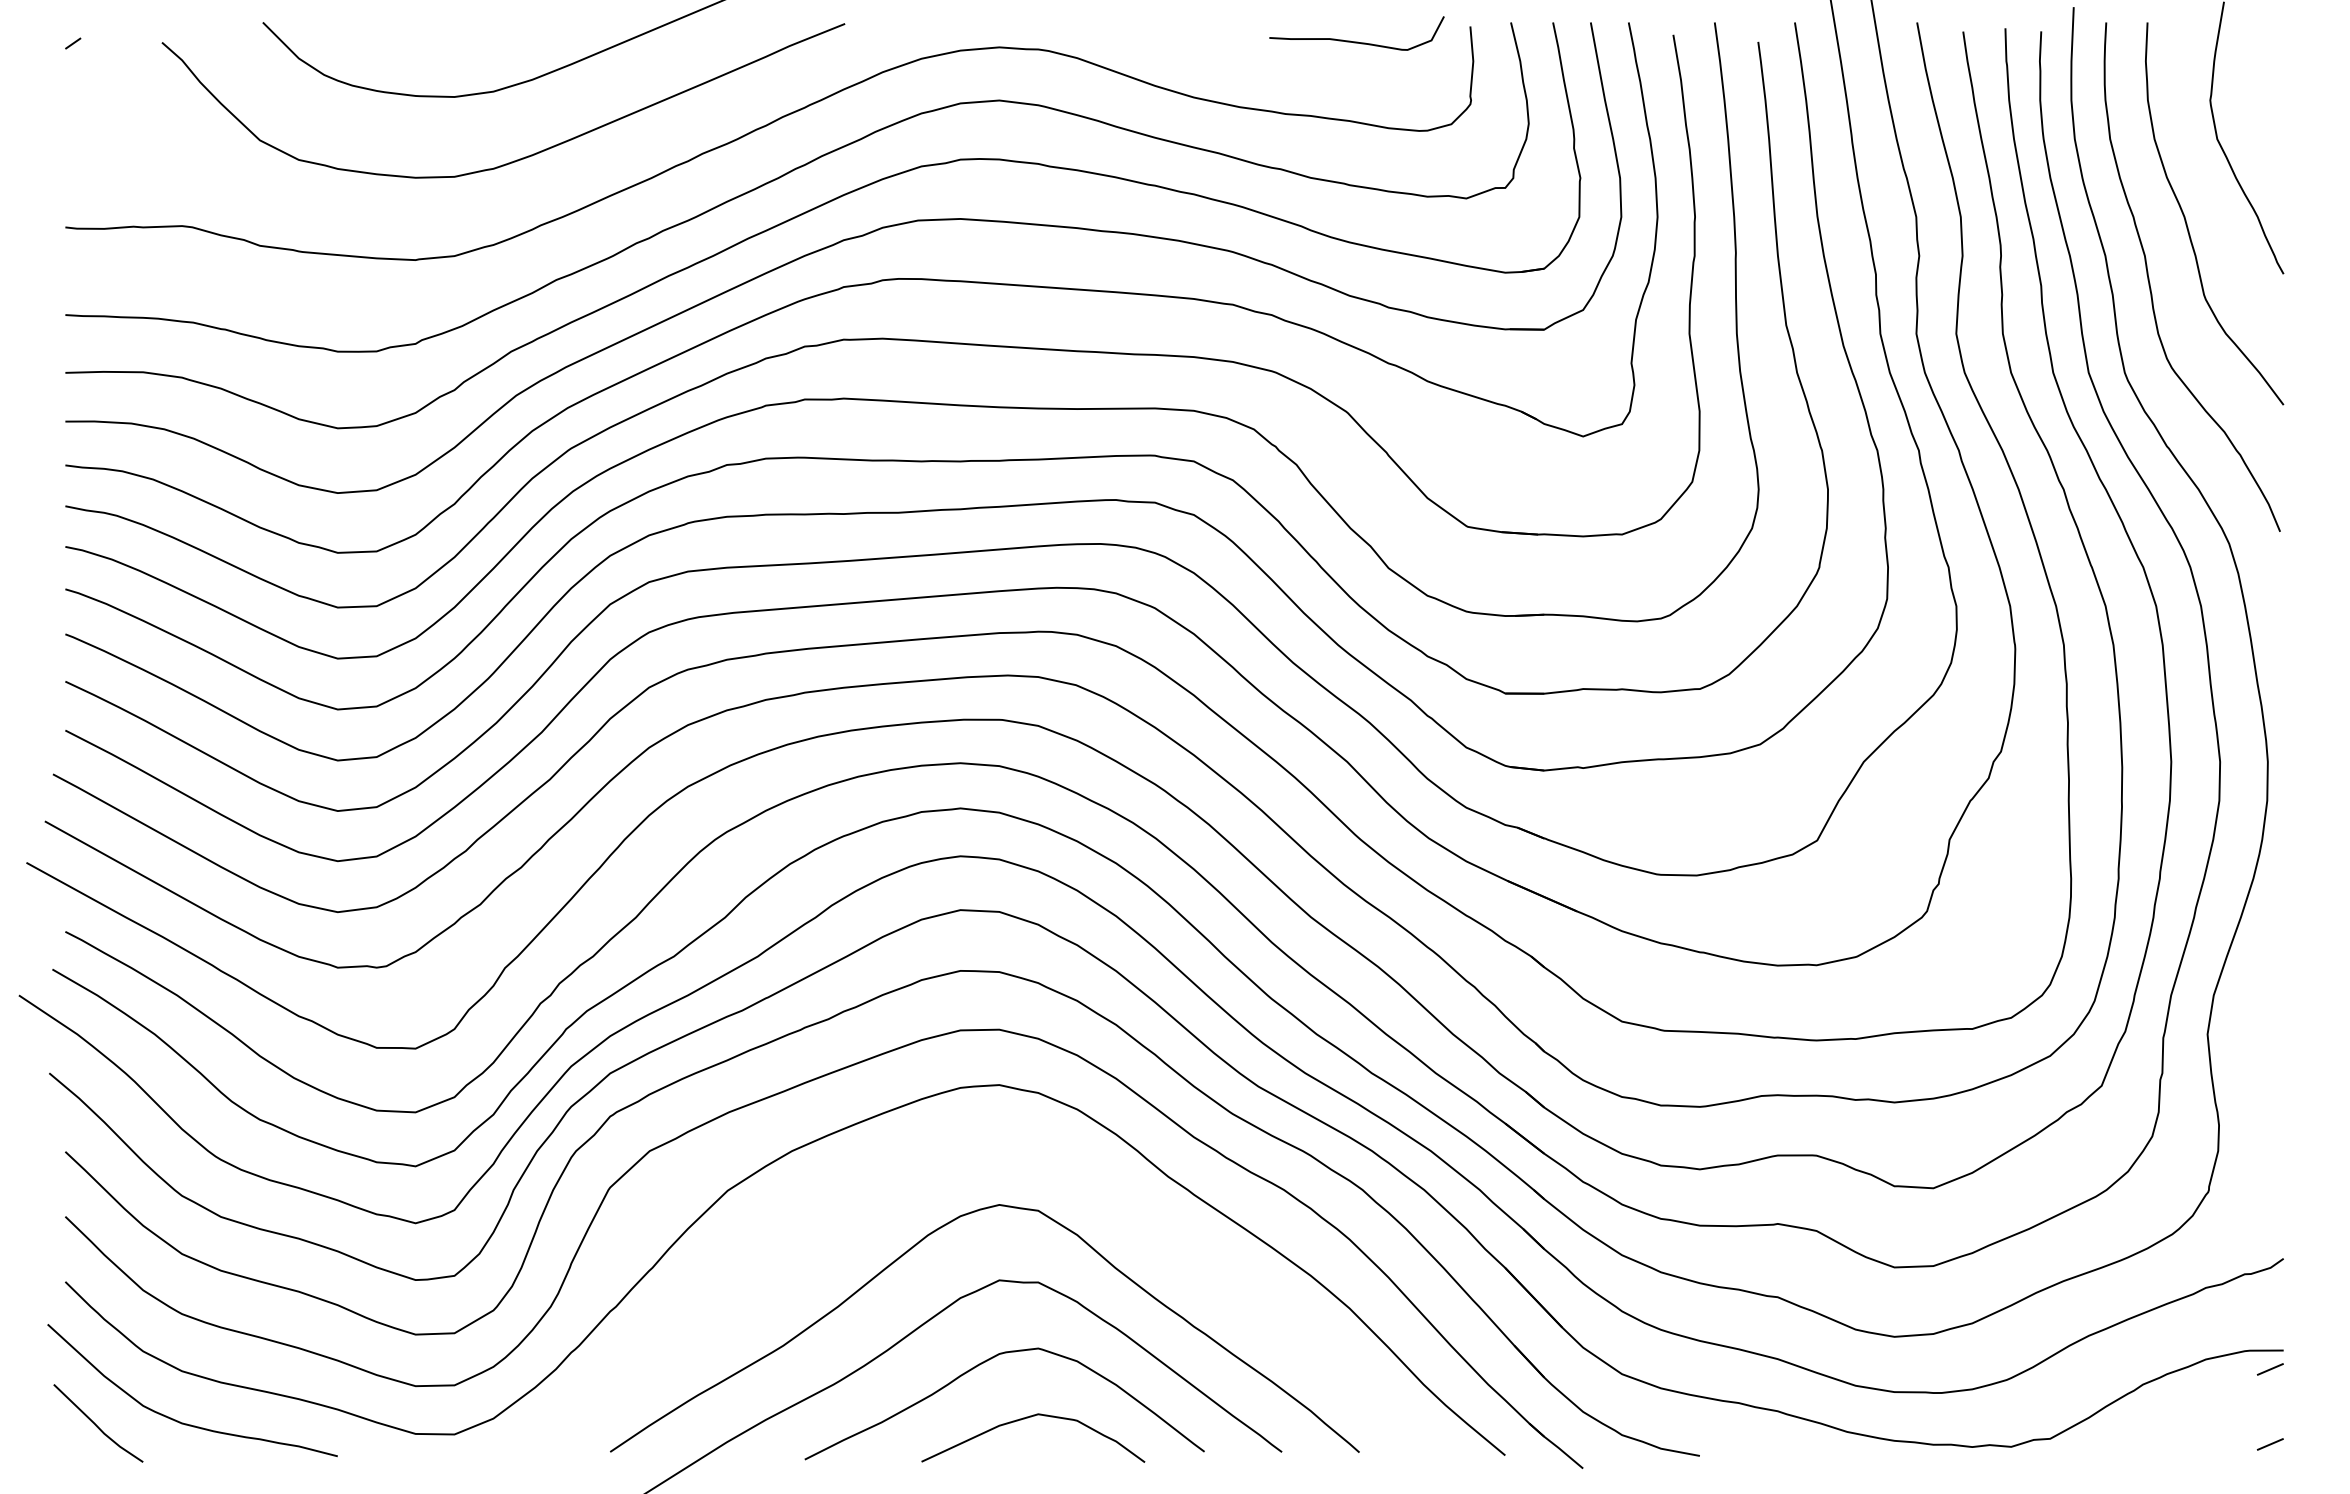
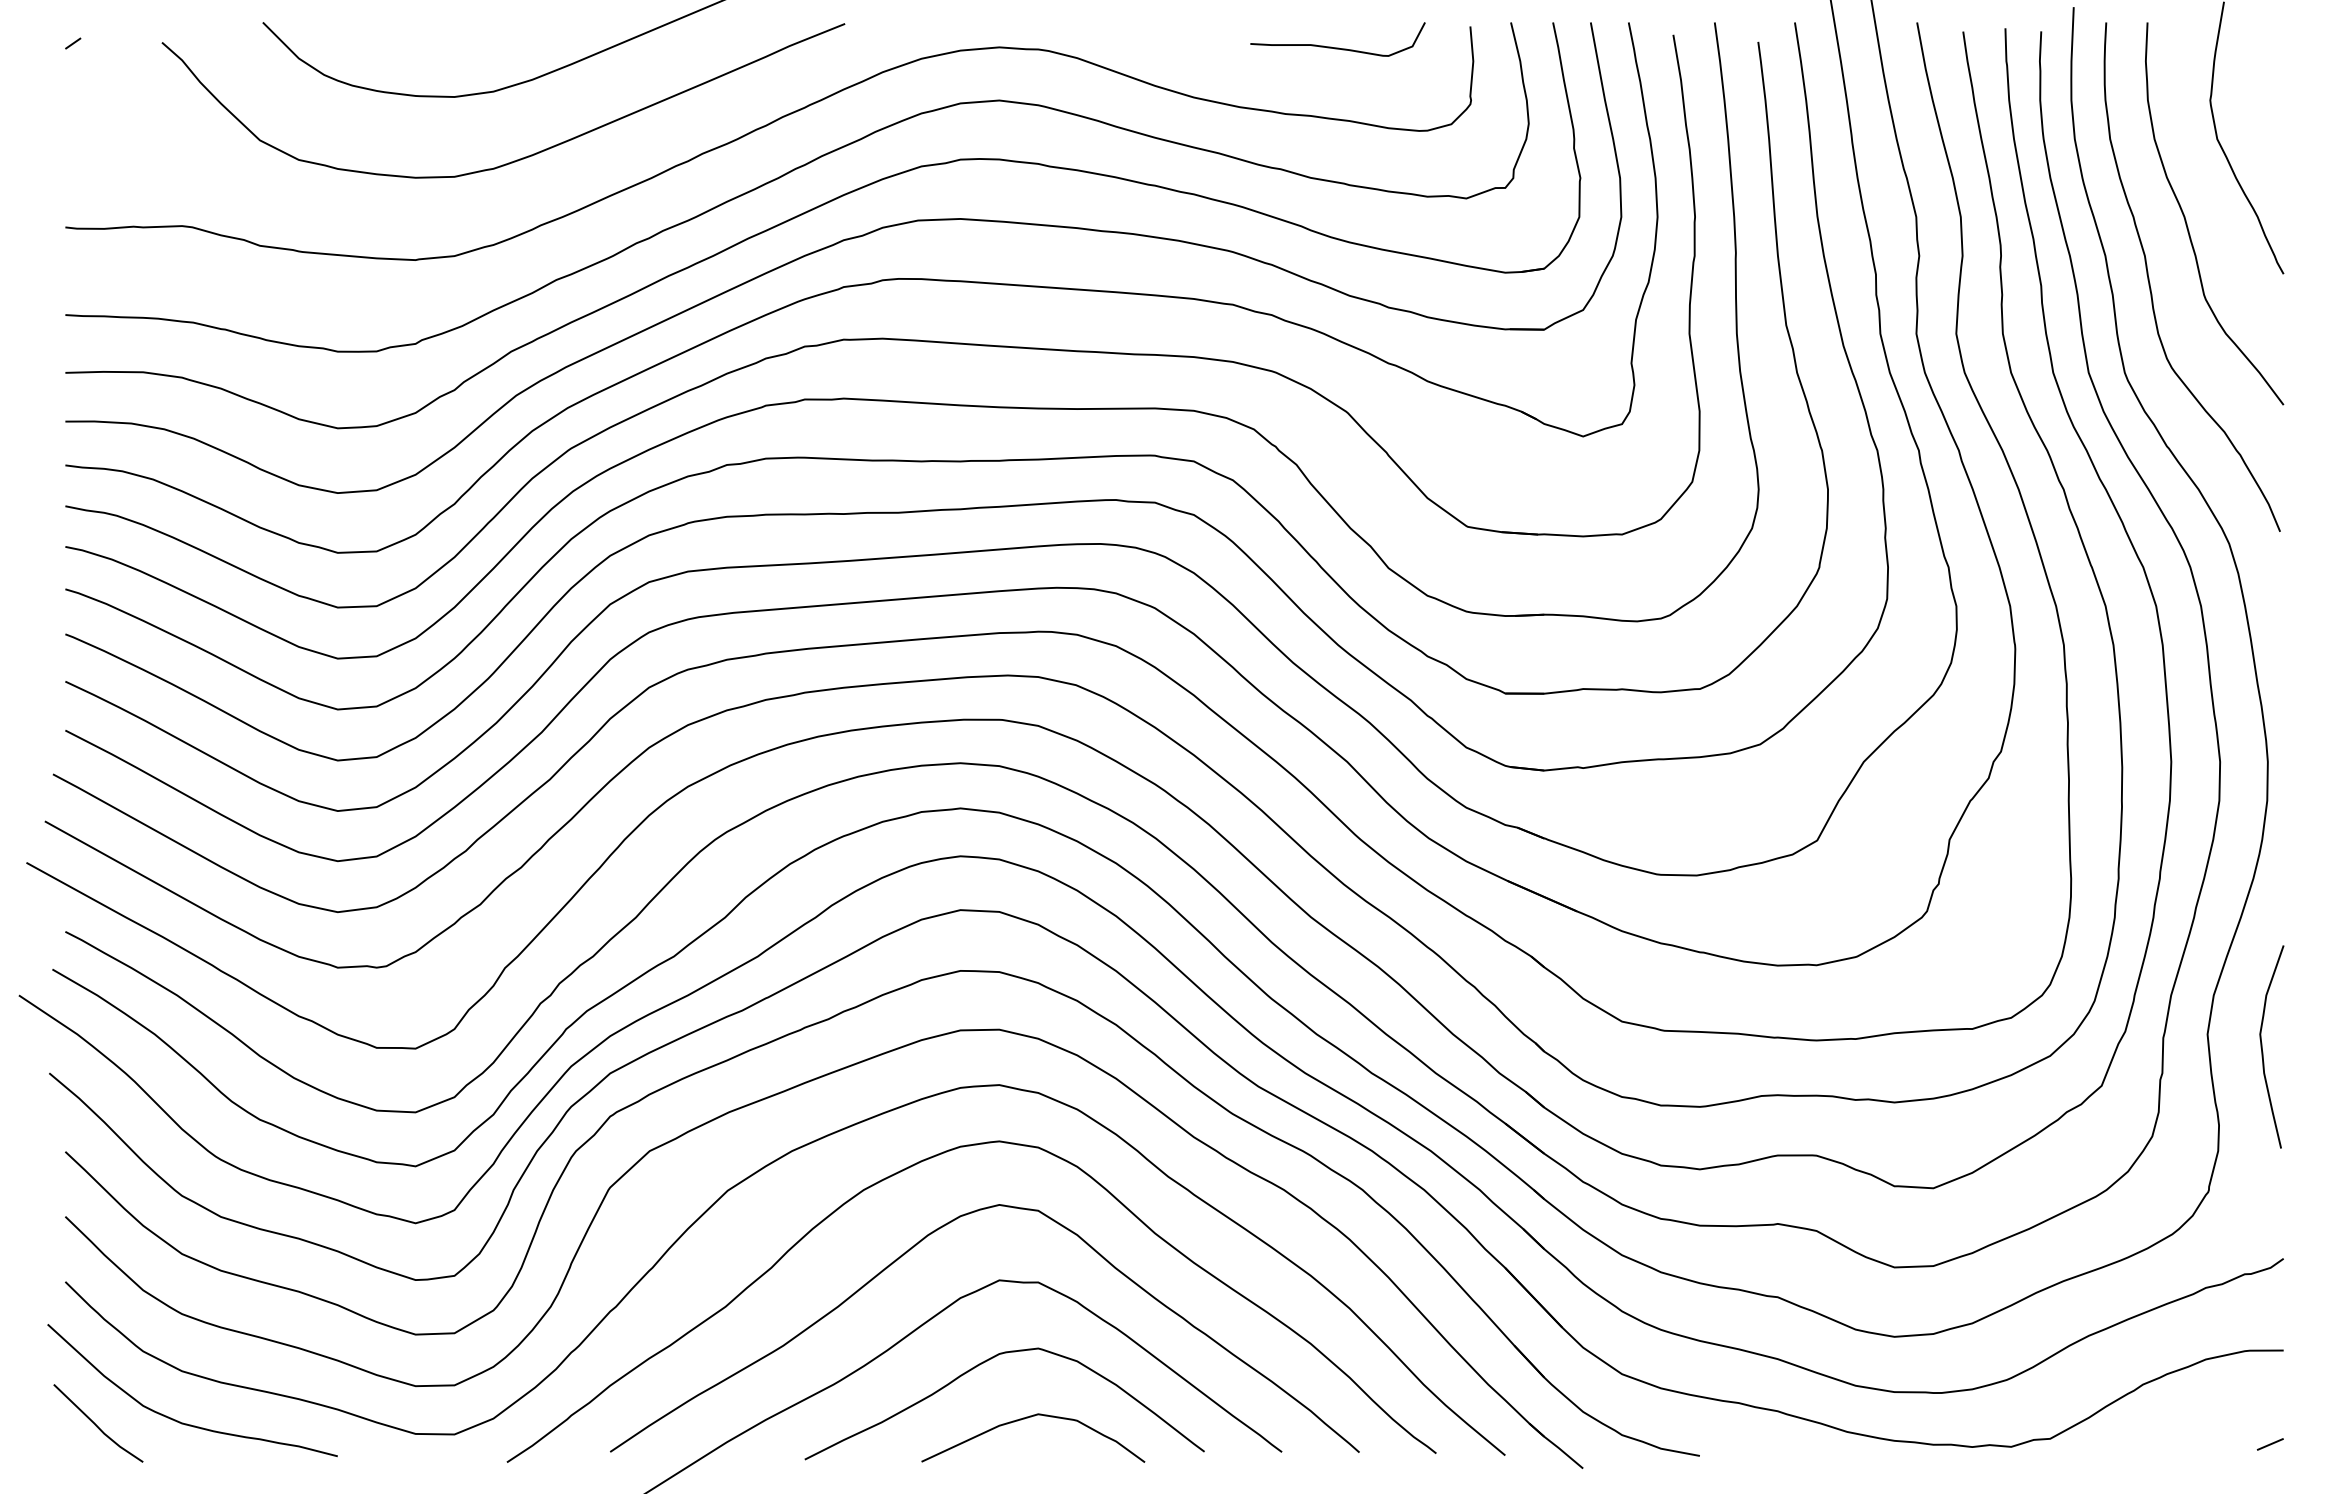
curve position: (1356, 41) -> (1337, 47) (1337, 47)
curve: none -> present (2262, 1046)
curve: none -> present (907, 1169)
line: present -> none (2269, 1369)
